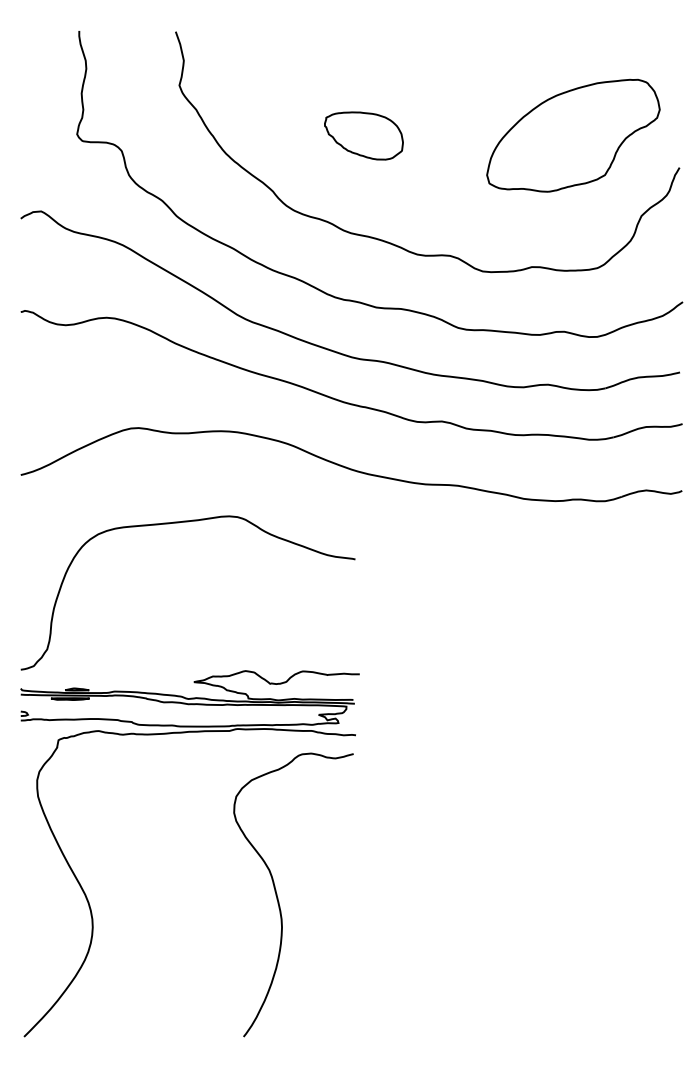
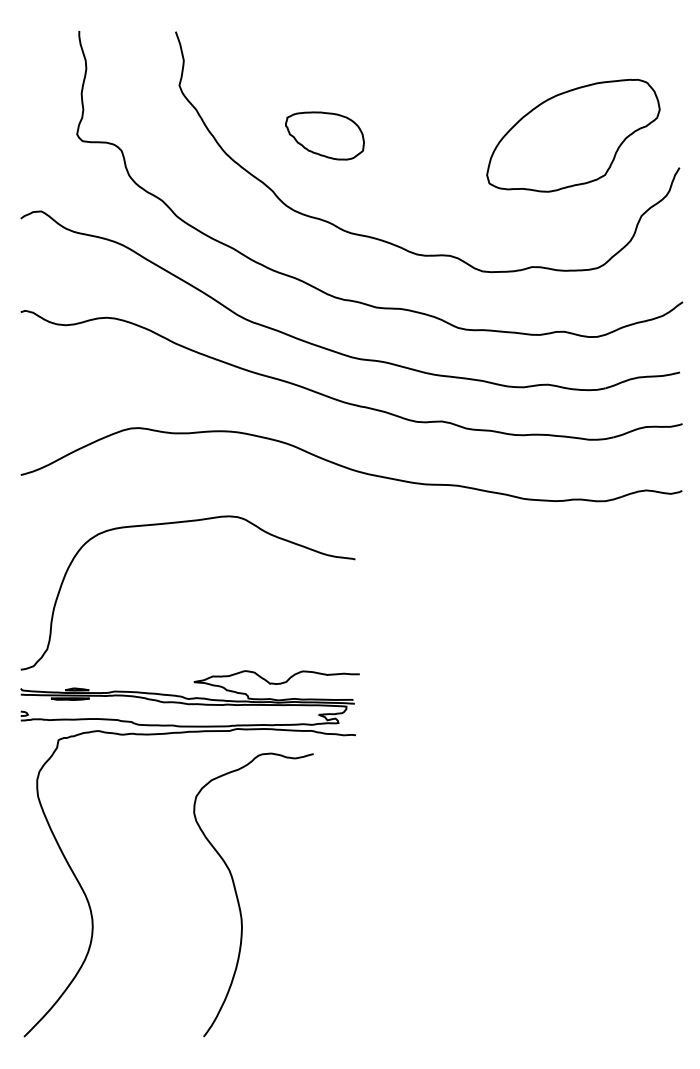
part position: (363, 135) -> (324, 135) (324, 135)
curve position: (278, 897) -> (238, 897) (238, 897)
